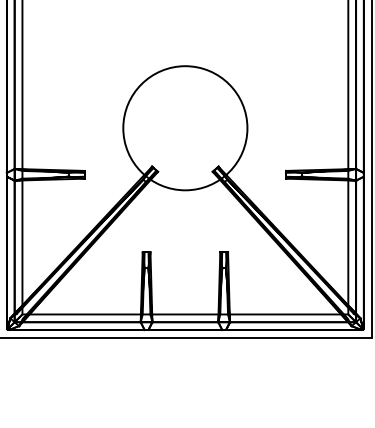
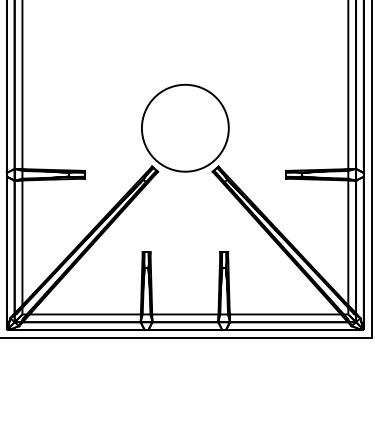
circle diameter: 124 px -> 87 px (184, 127)
